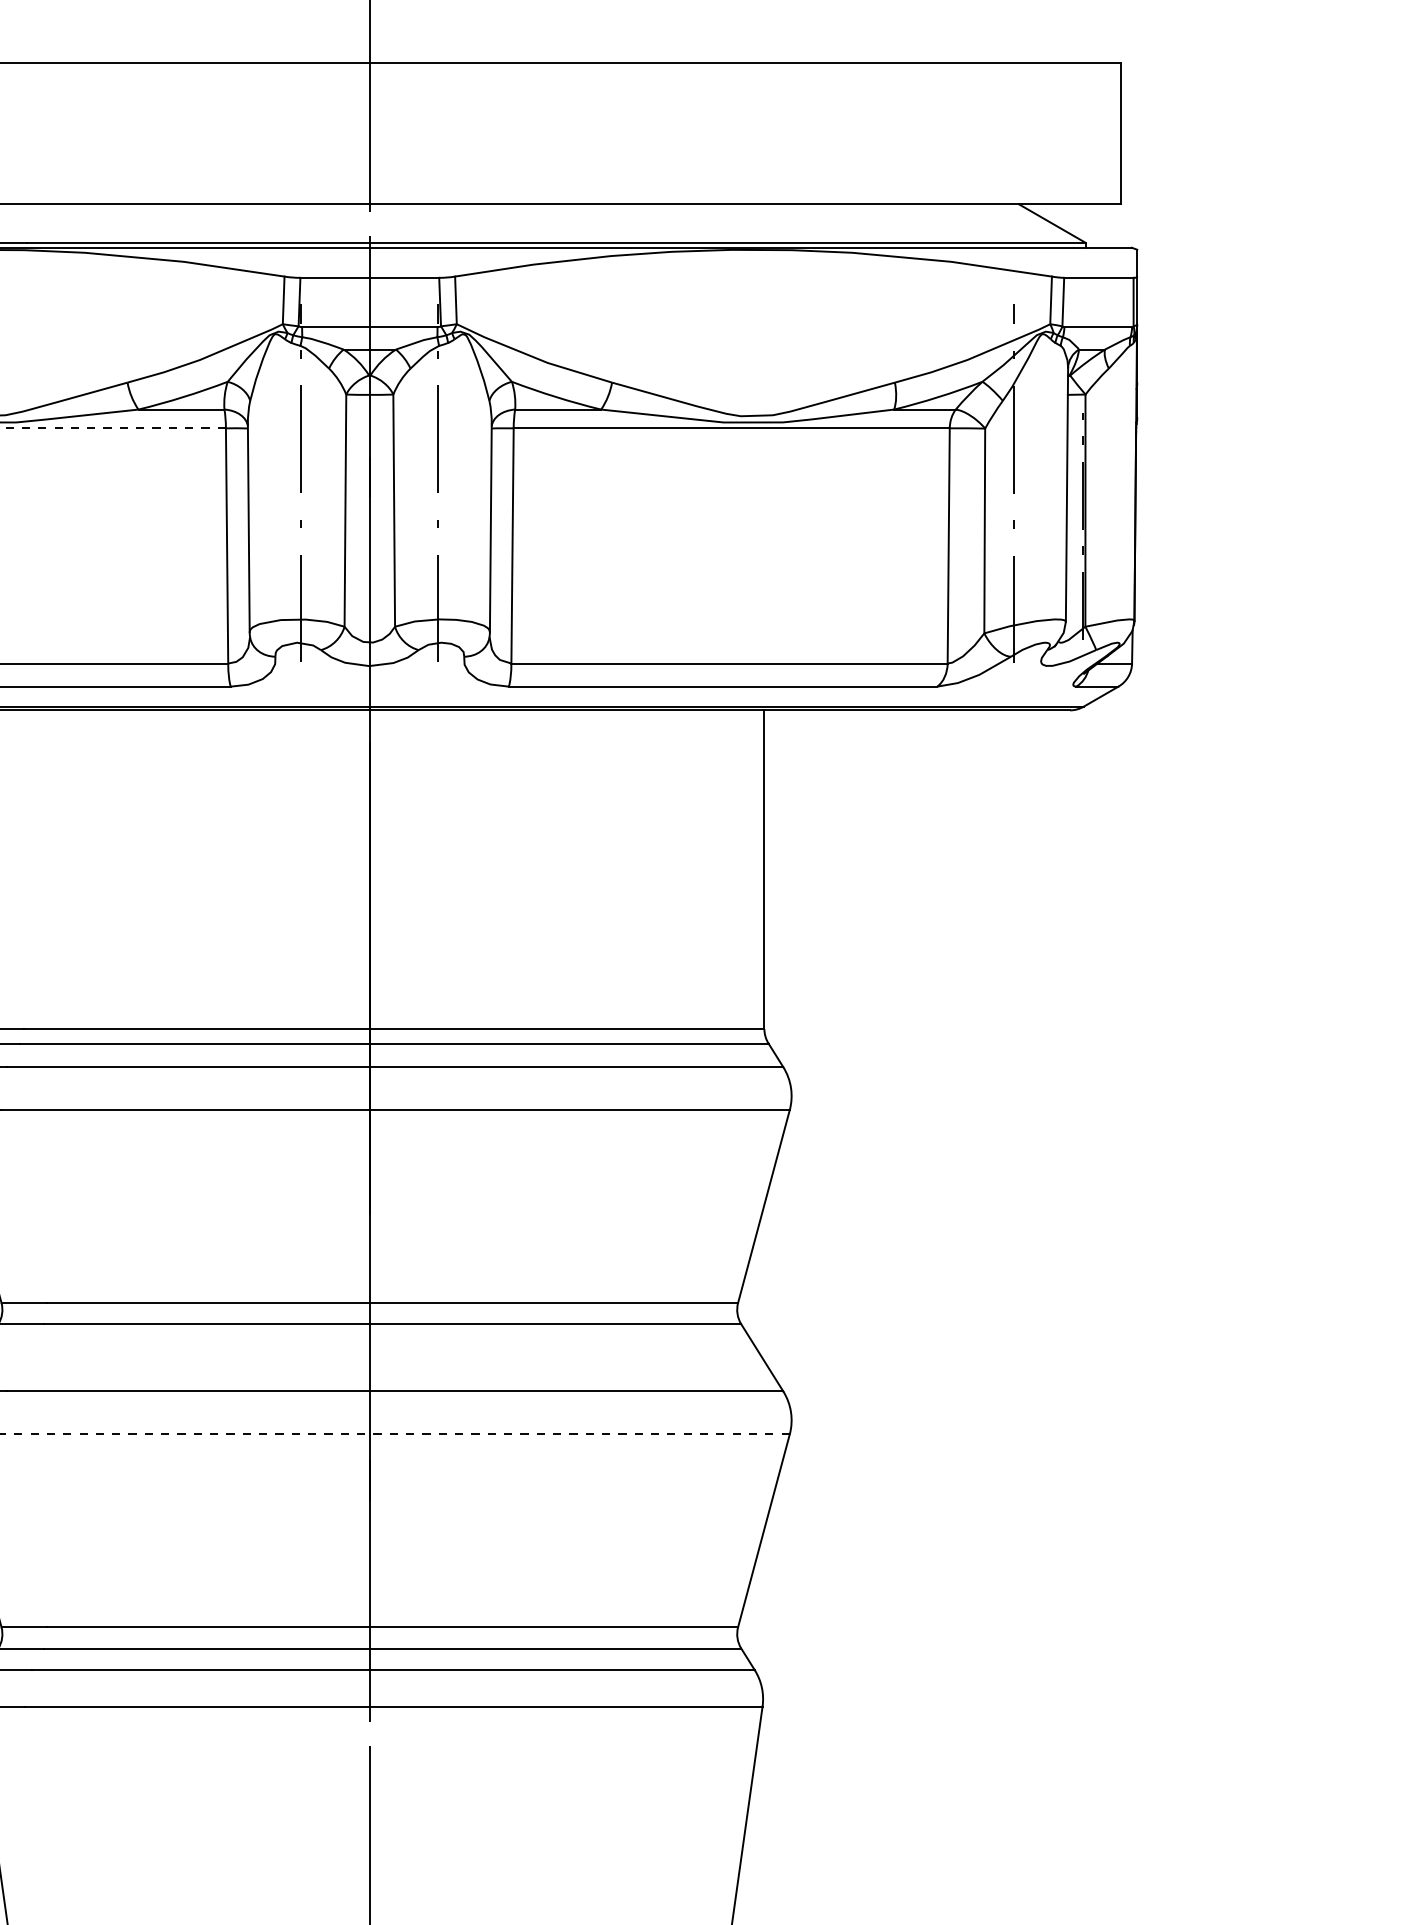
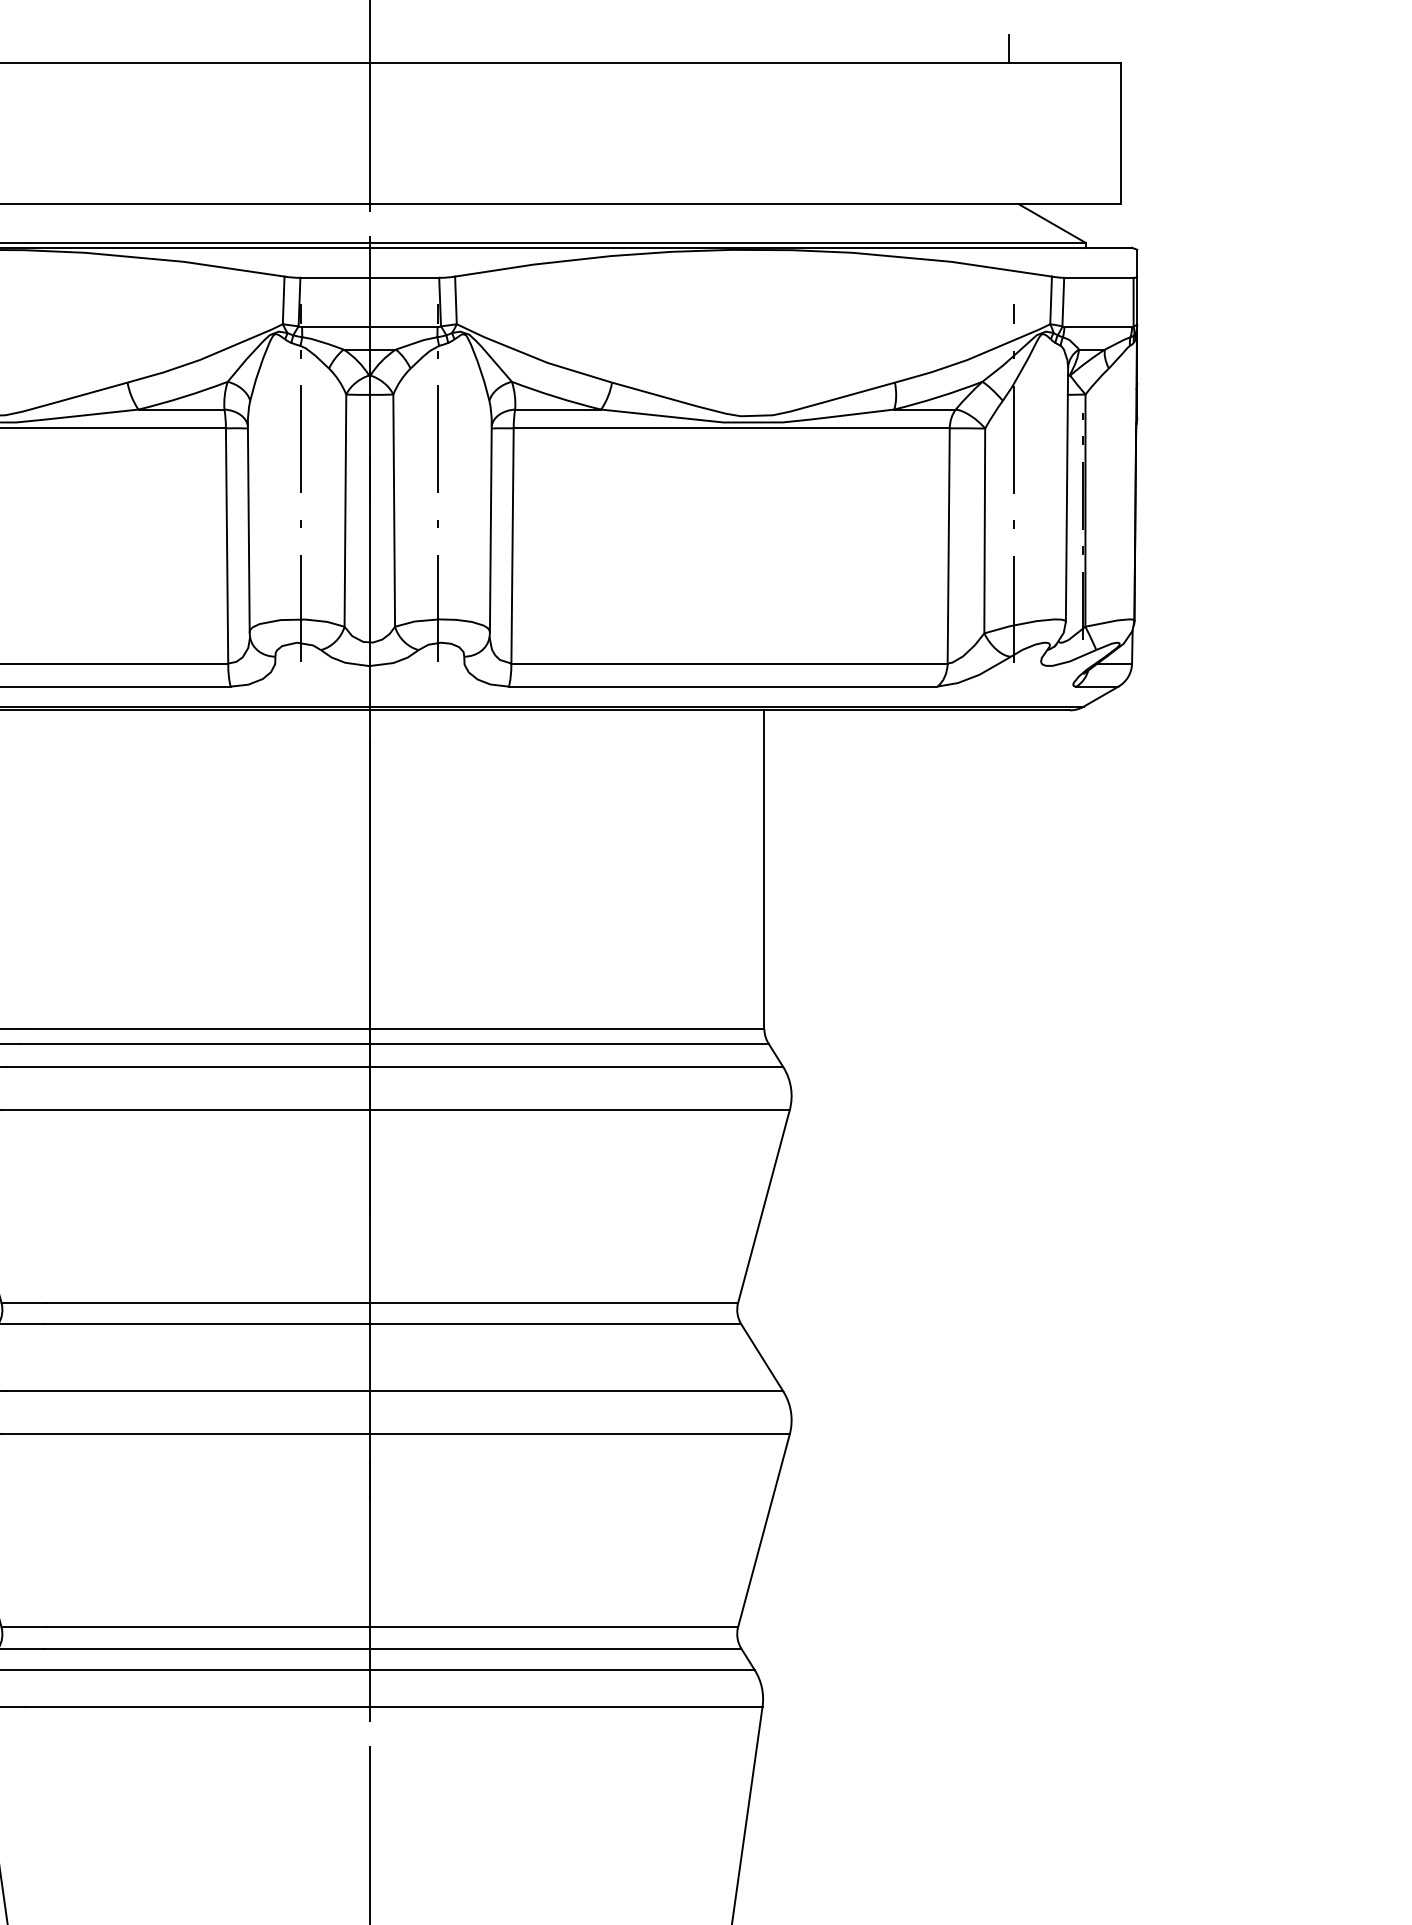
line: none -> present (1009, 48)
line: dashed -> solid (113, 428)
line: dashed -> solid (395, 1434)
